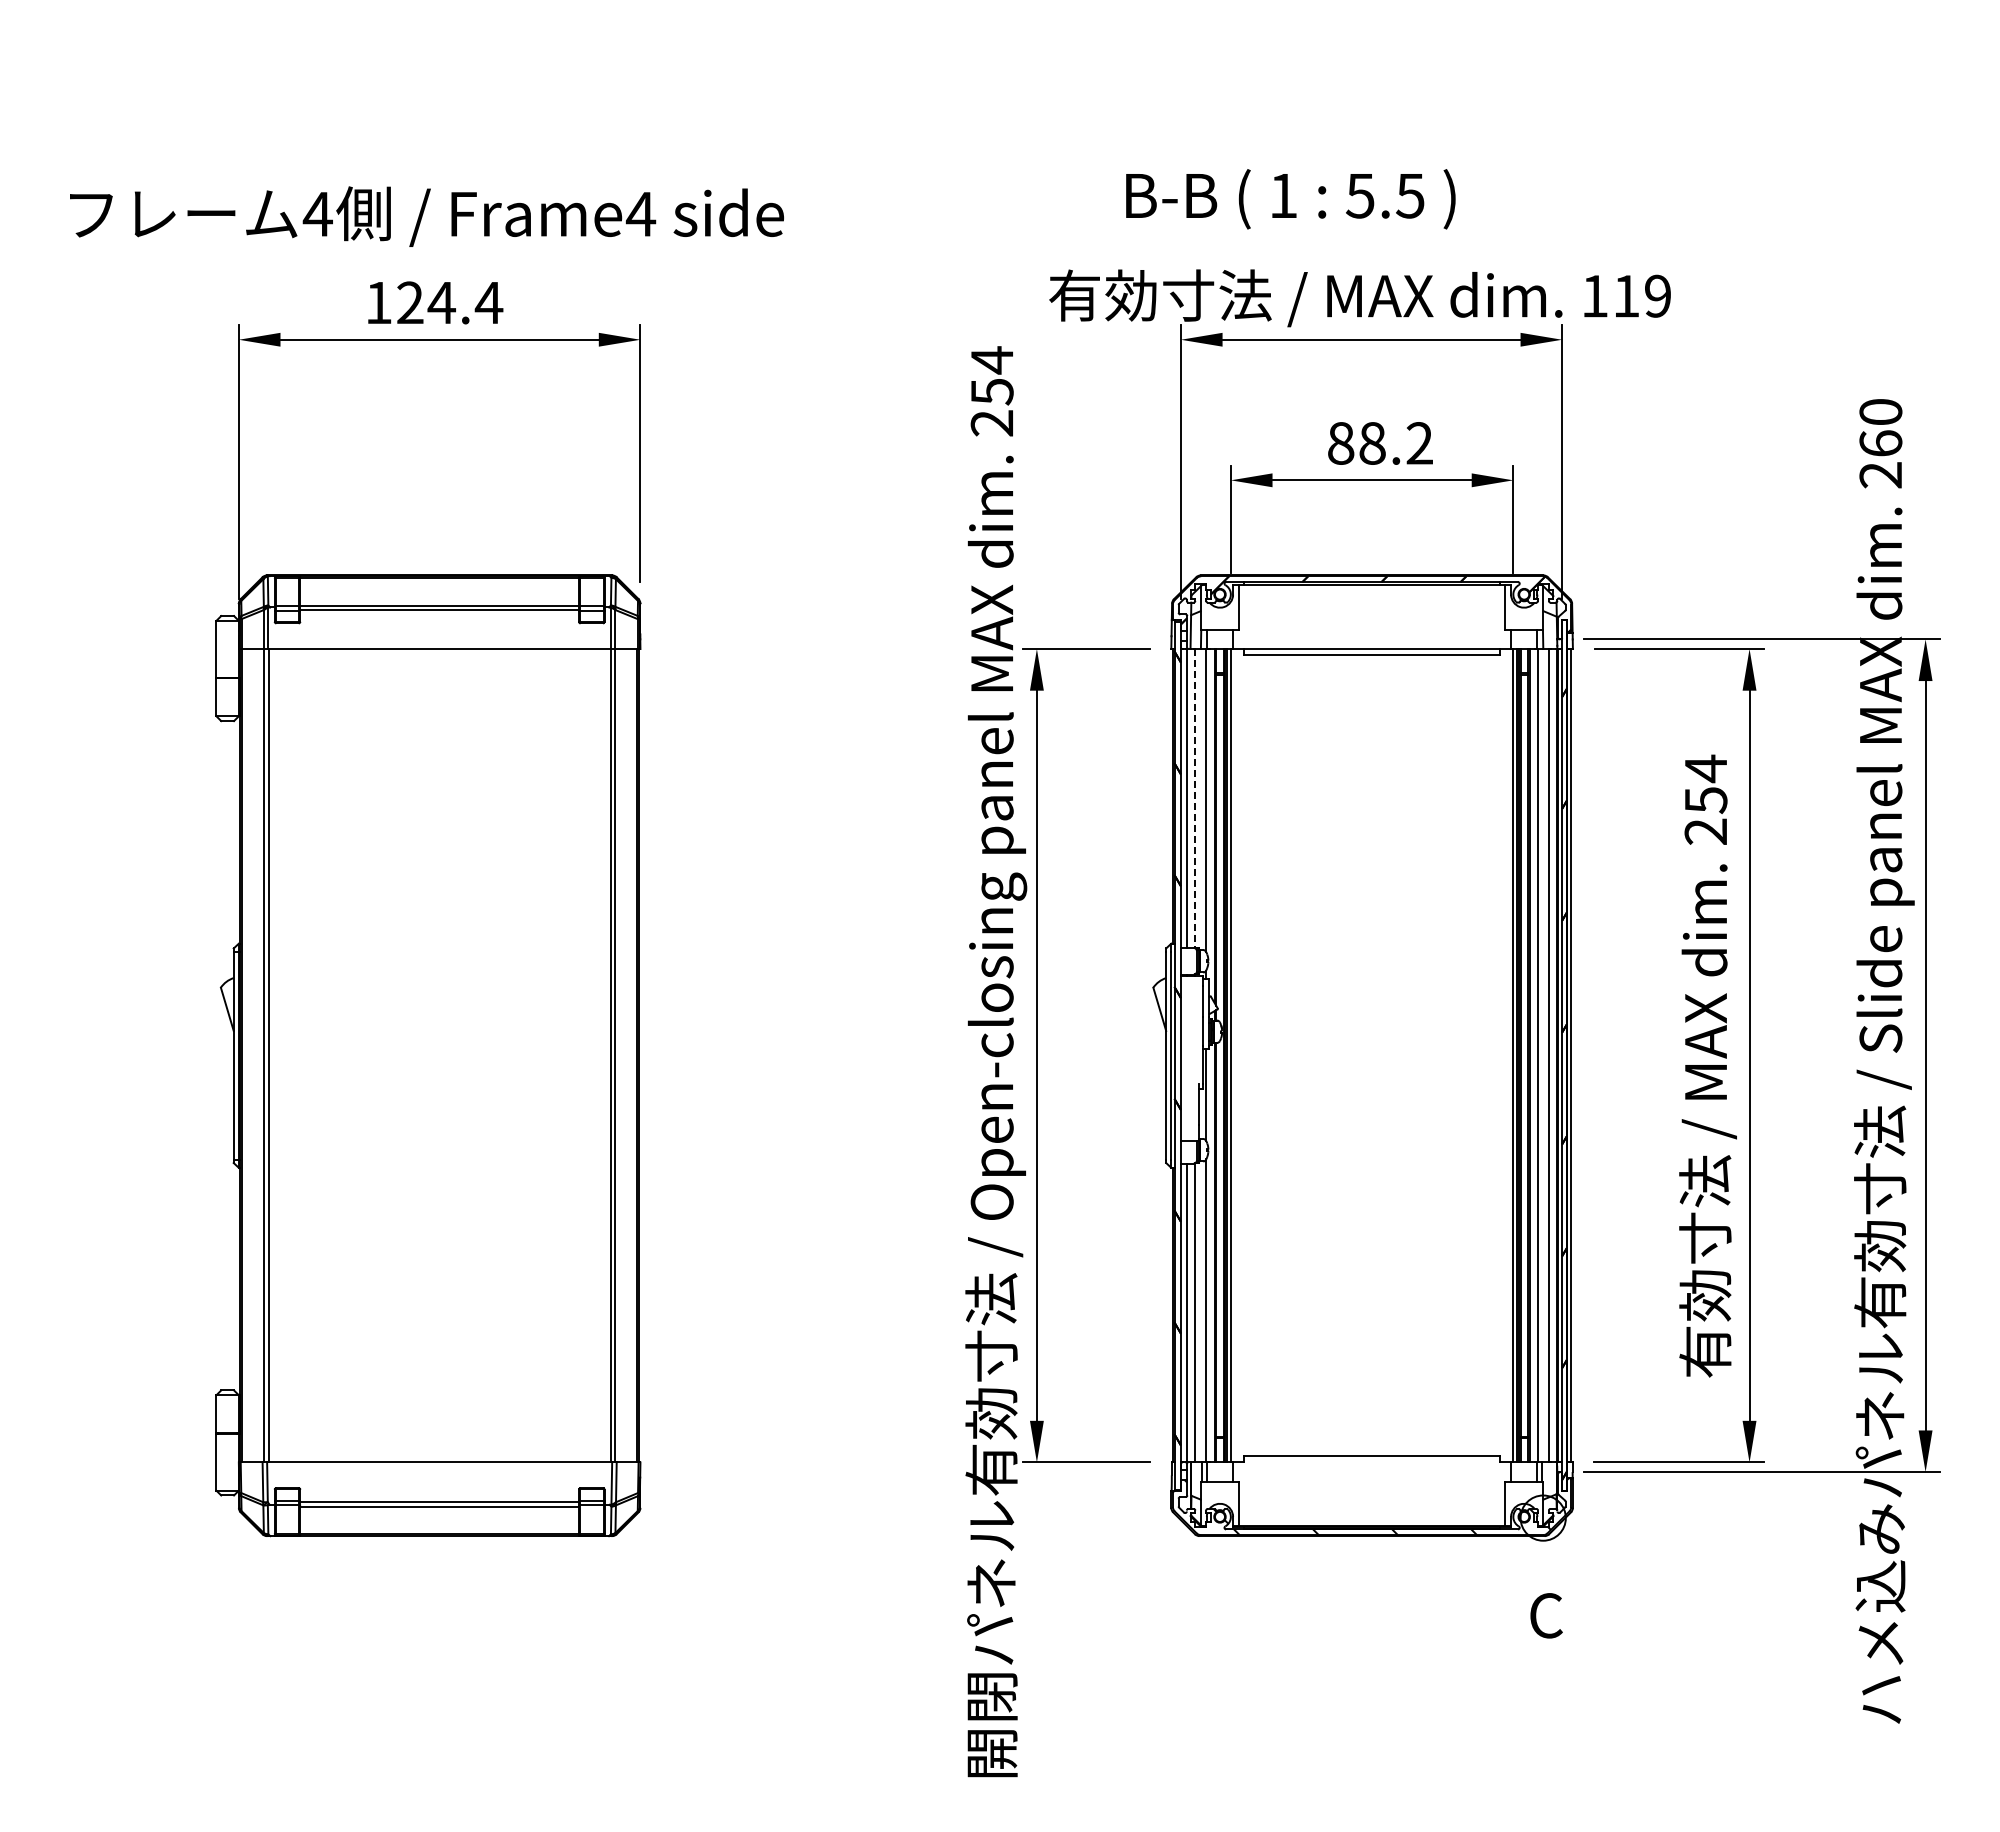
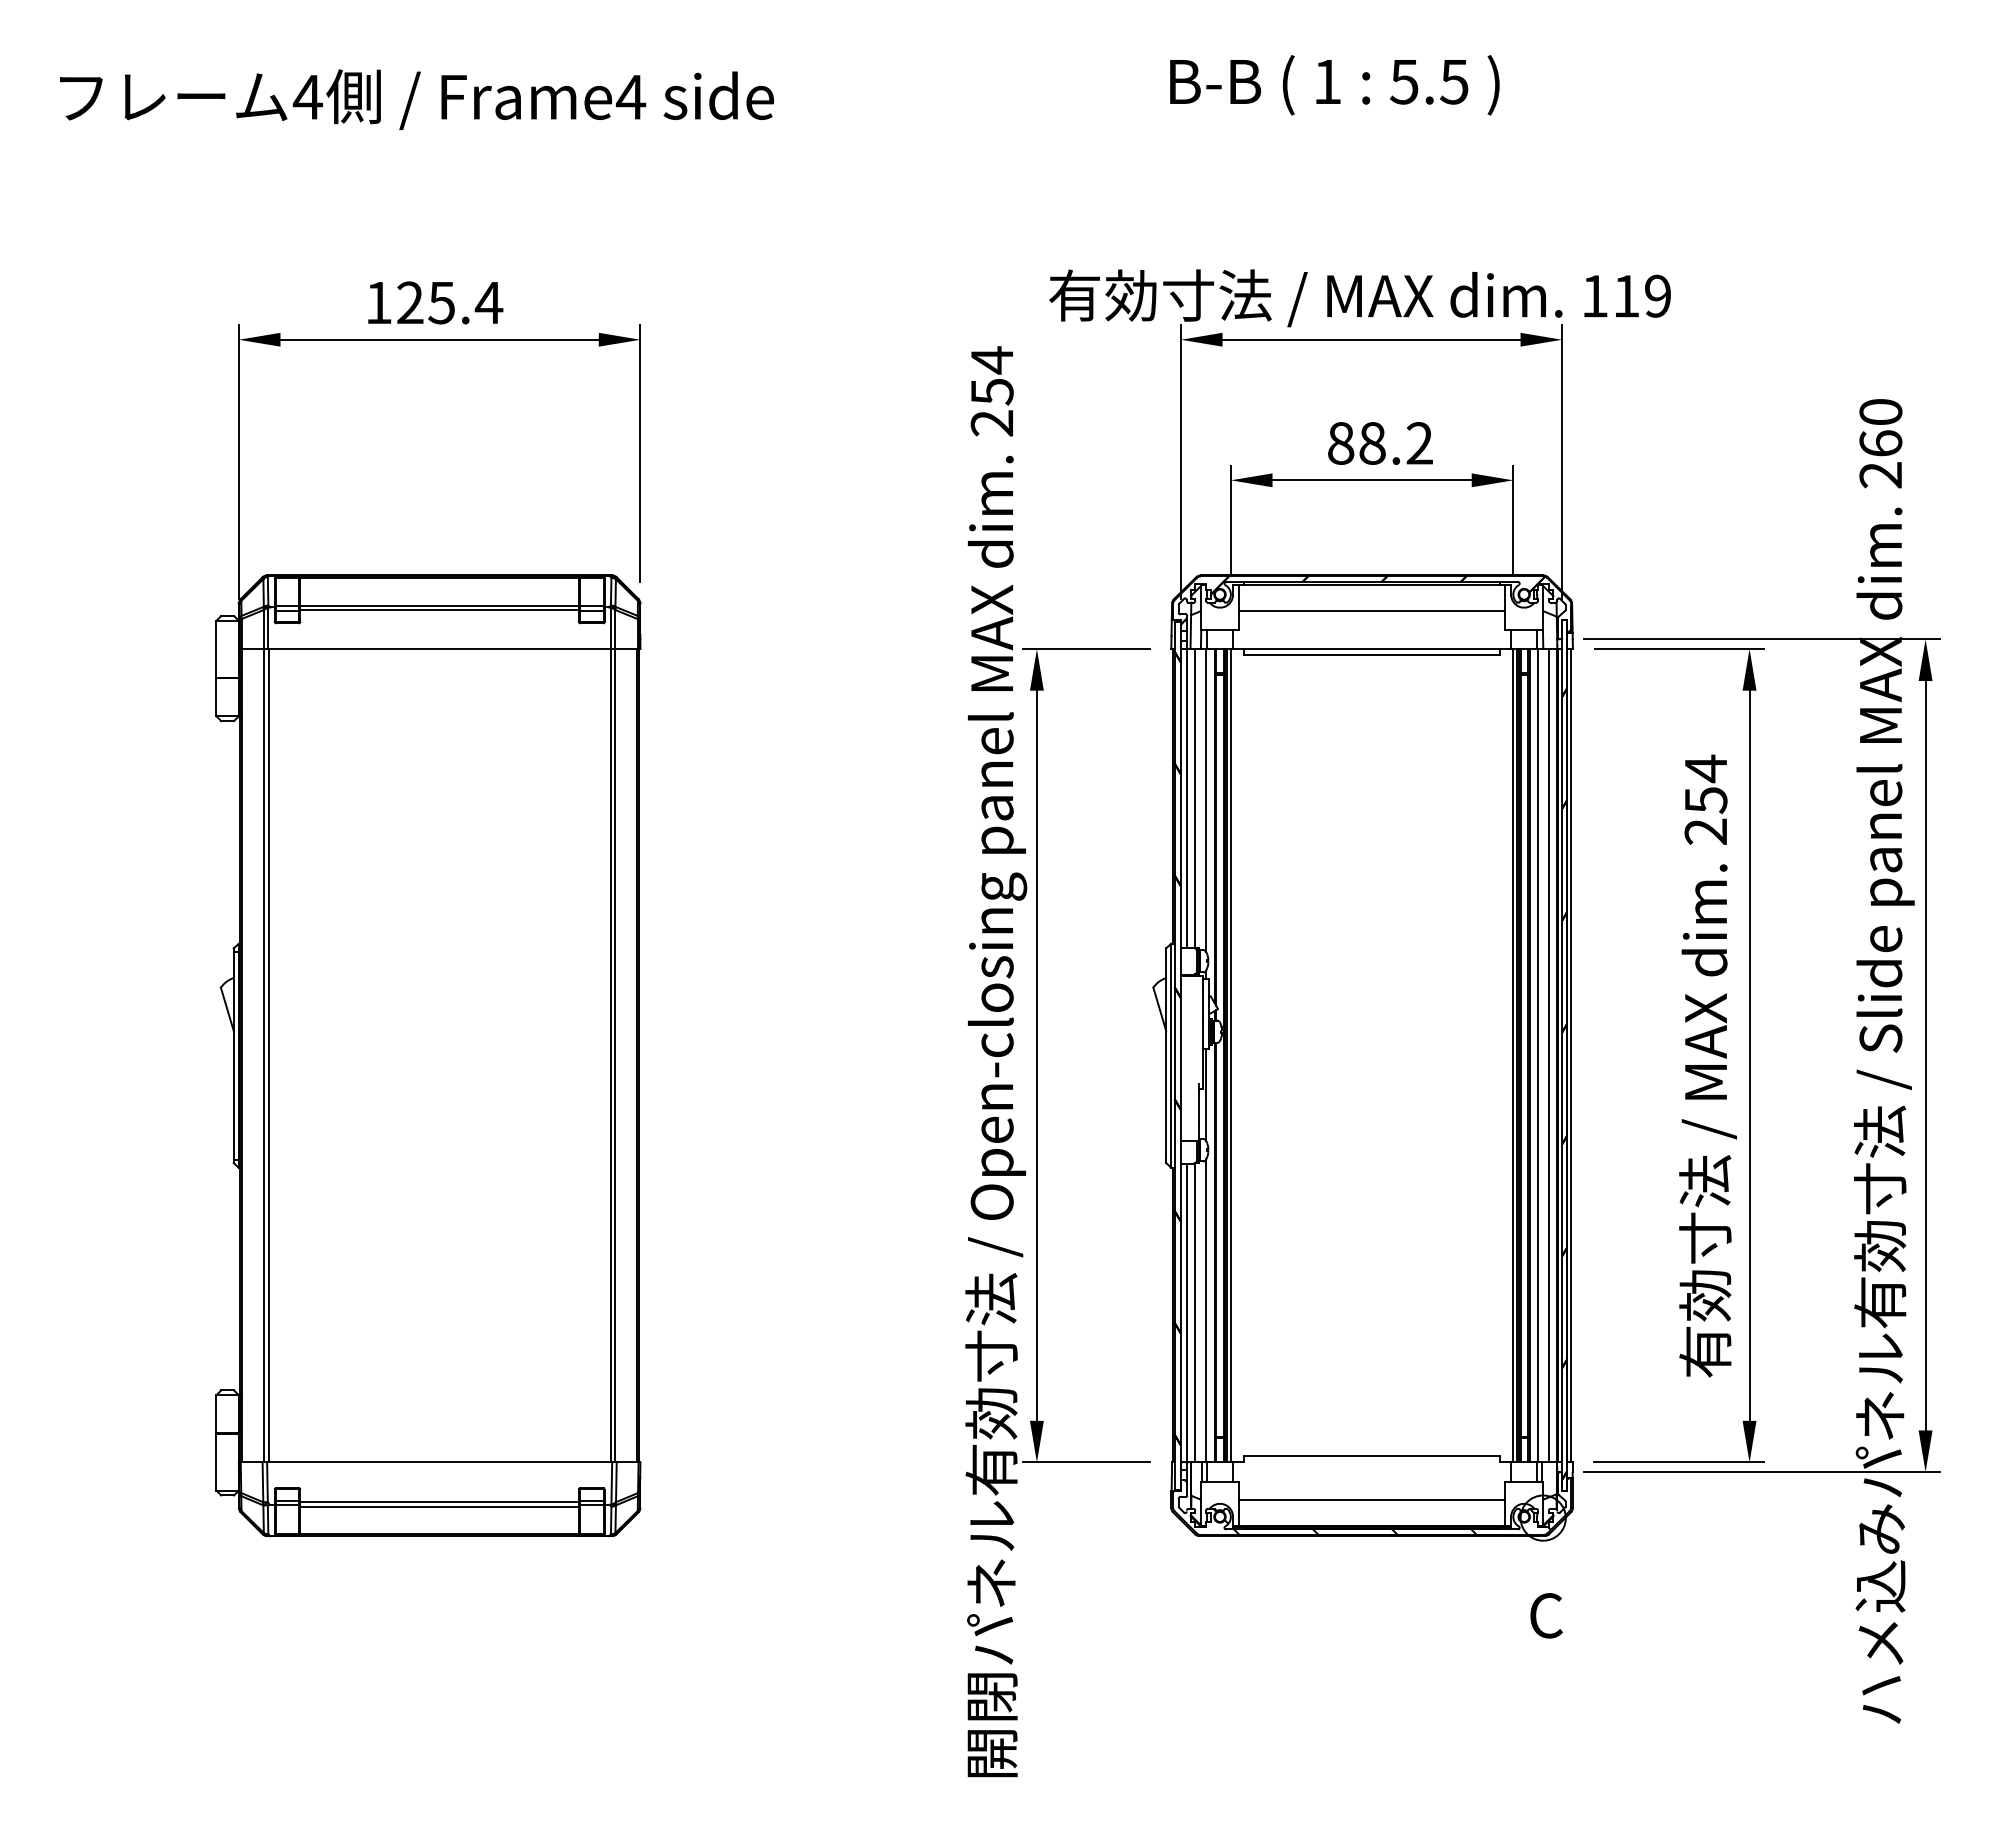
text position: (1290, 199) -> (1334, 85) (1334, 85)
text position: (426, 216) -> (416, 99) (416, 99)
text: 124.4 -> 125.4 (441, 303)
line: none -> present (1372, 610)
line: dashed -> solid (1195, 798)
line: none -> present (1372, 1500)
